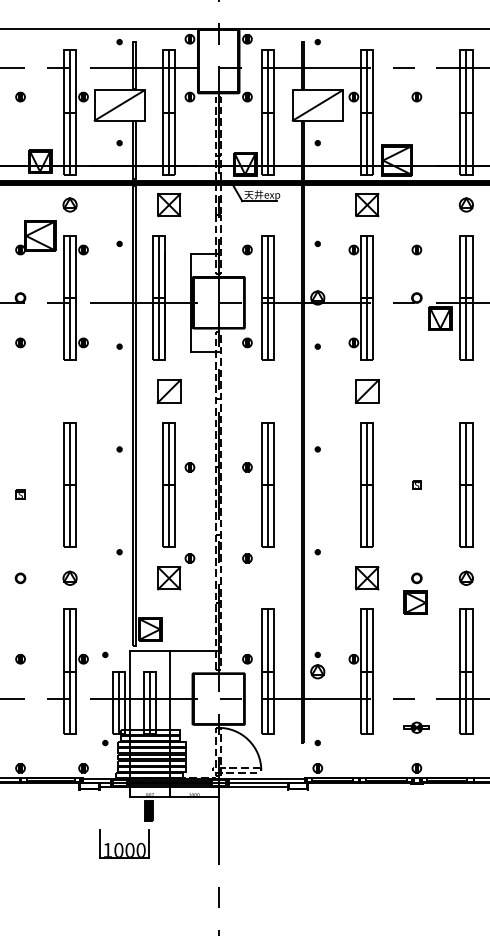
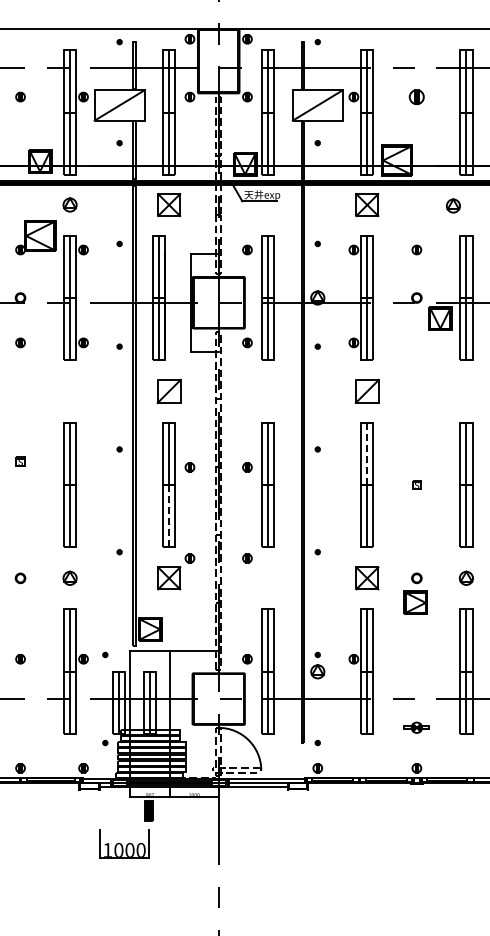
part size: 12x12 px -> 17x17 px (416, 97)
part position: (466, 204) -> (453, 205) (453, 205)
line: solid -> dashed (367, 454)
part position: (20, 494) -> (20, 461) (20, 461)
line: solid -> dashed (169, 516)
